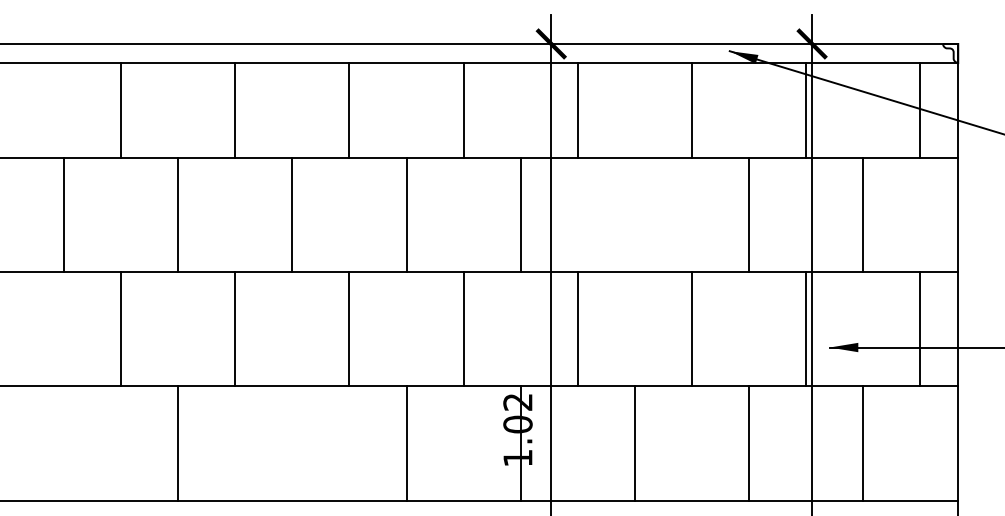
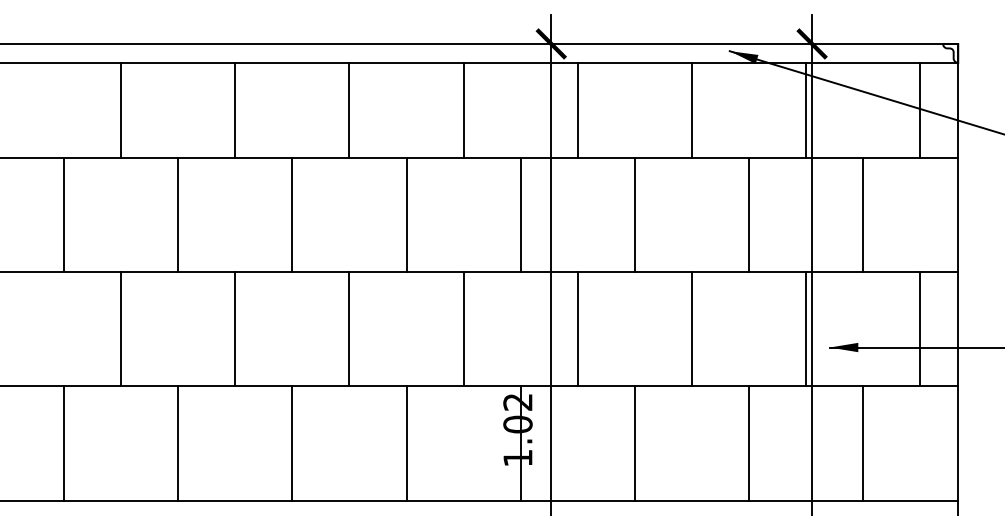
line: none -> present (634, 215)
line: none -> present (64, 443)
line: none -> present (292, 443)
